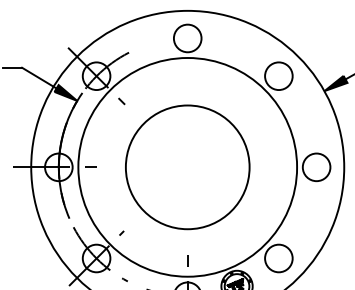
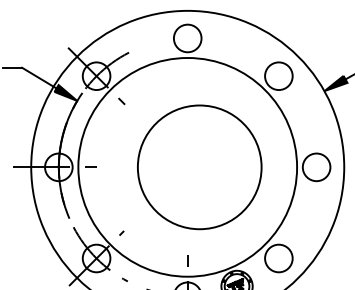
circle position: (187, 167) -> (199, 167) (199, 167)
